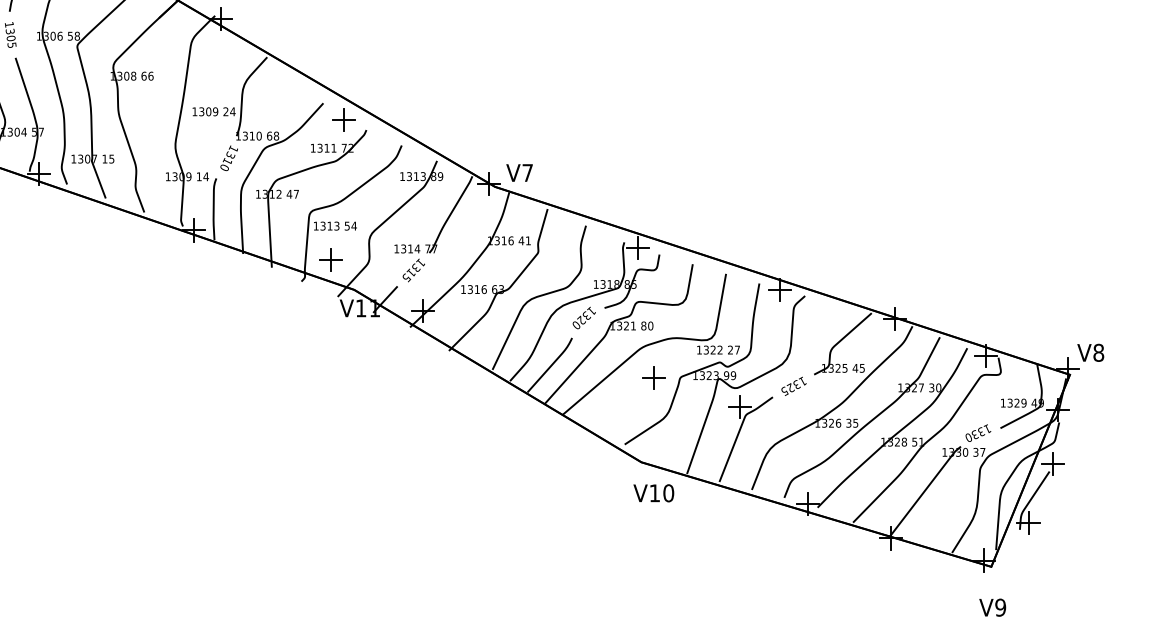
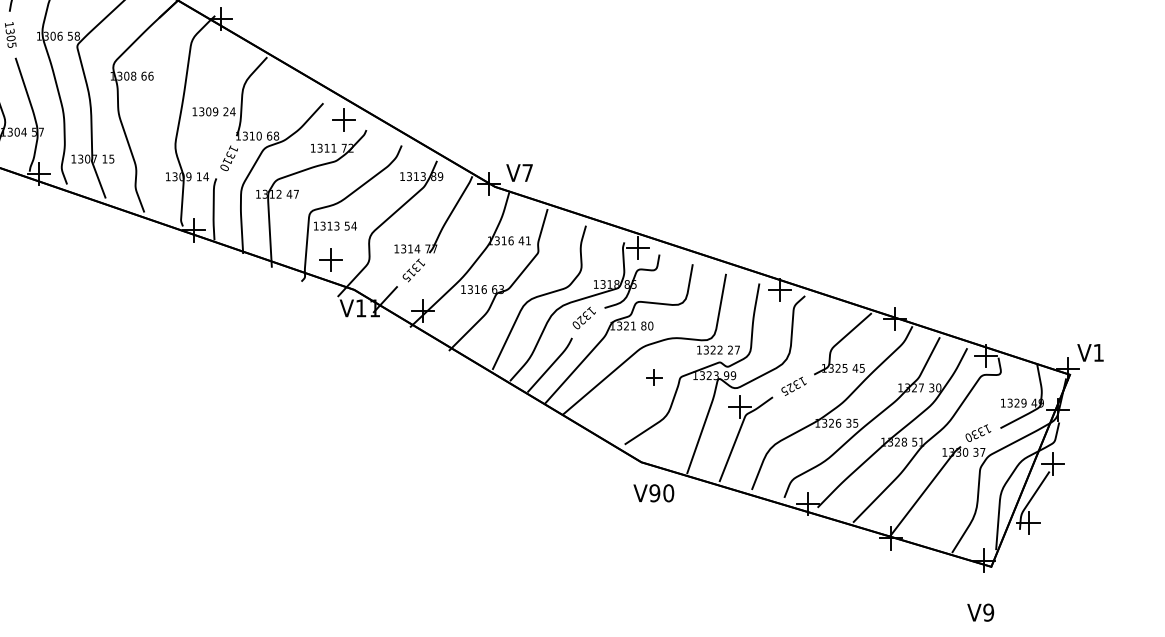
text: V8 -> V1 (1098, 352)
part size: 24x24 px -> 17x17 px (654, 377)
text: V10 -> V90 (654, 493)
text position: (992, 607) -> (980, 612) (980, 612)
